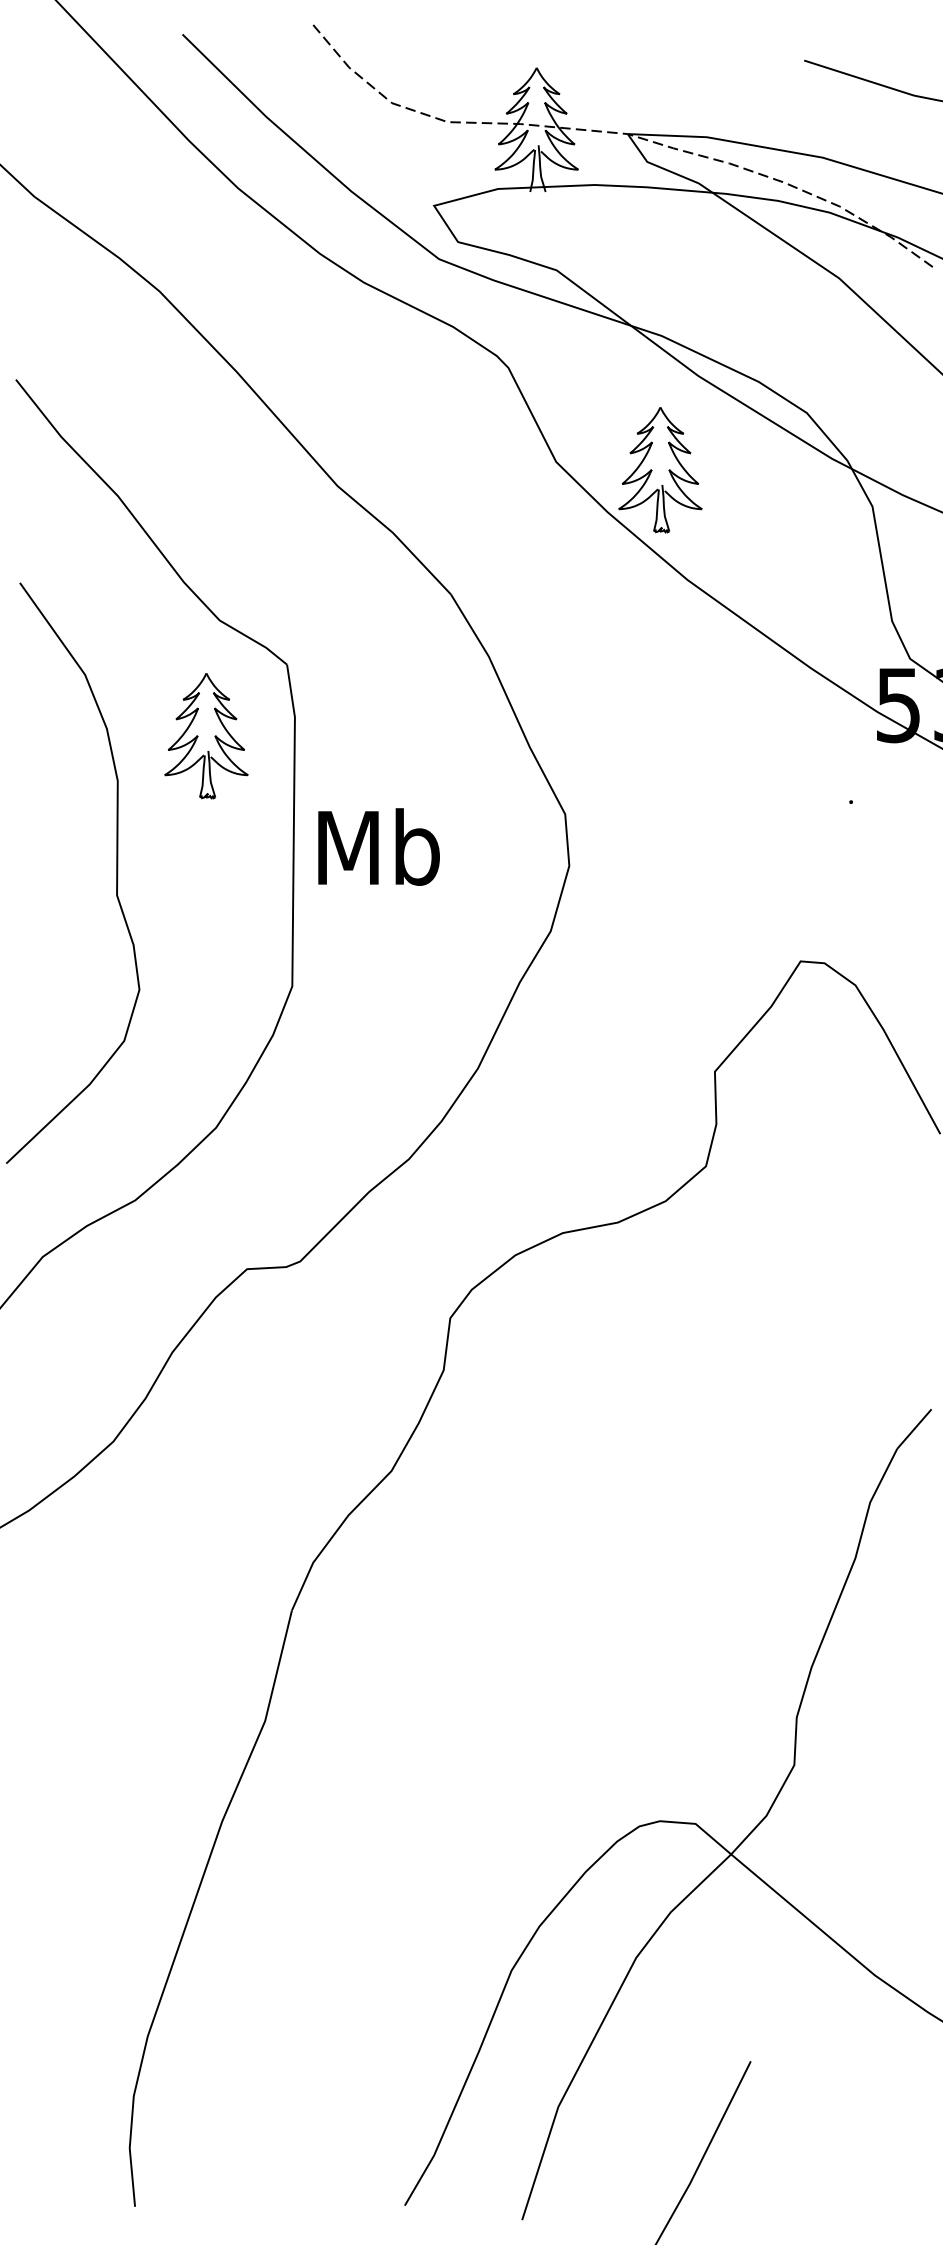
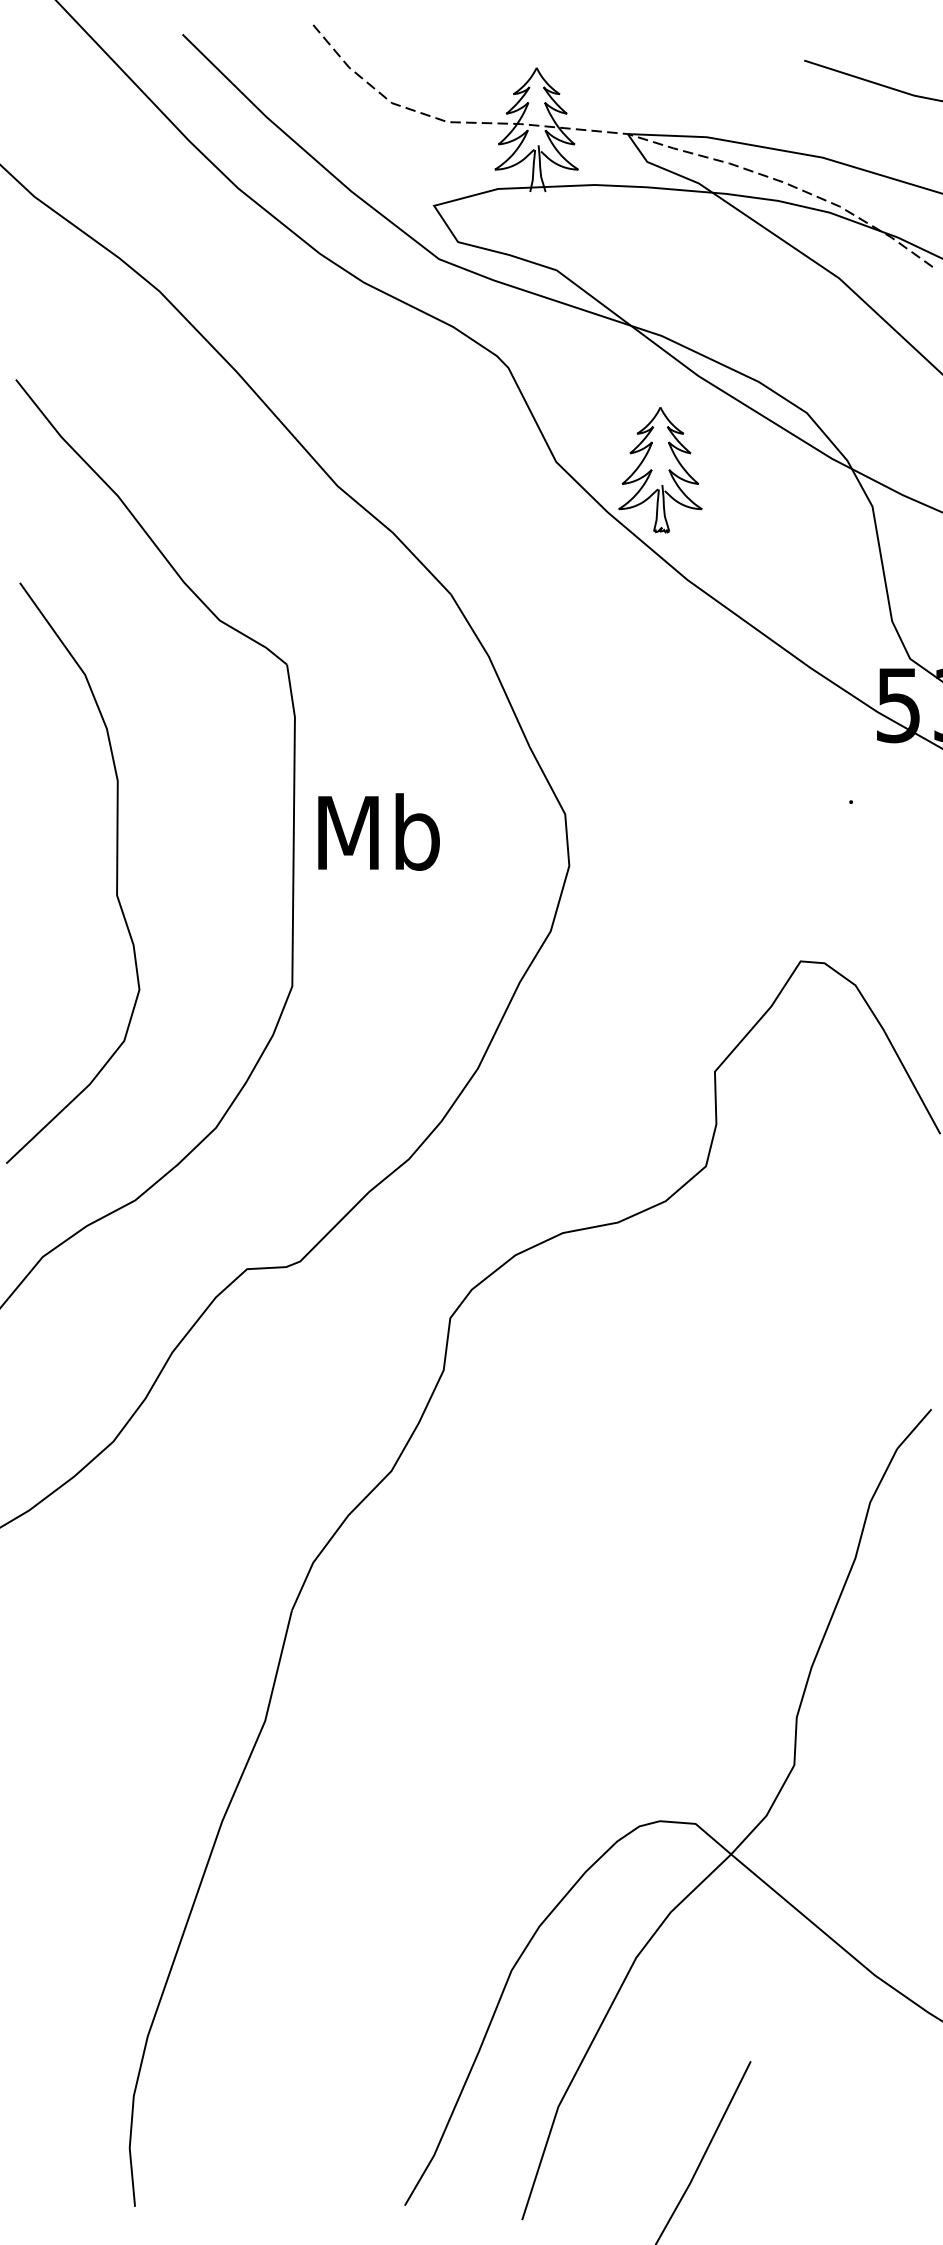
part: present -> none (206, 736)
text position: (378, 846) -> (378, 831) (378, 831)
